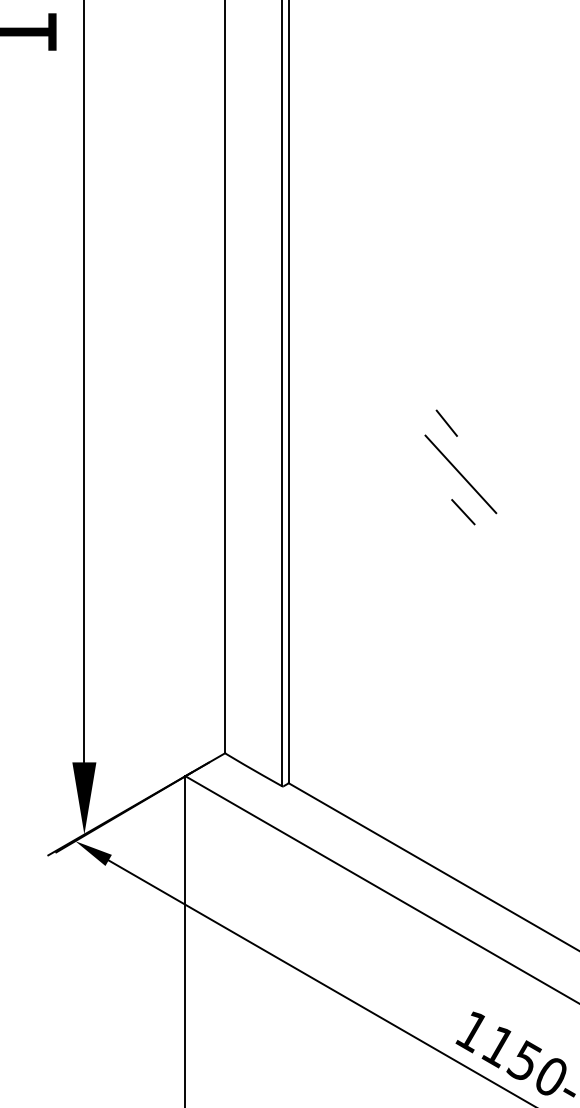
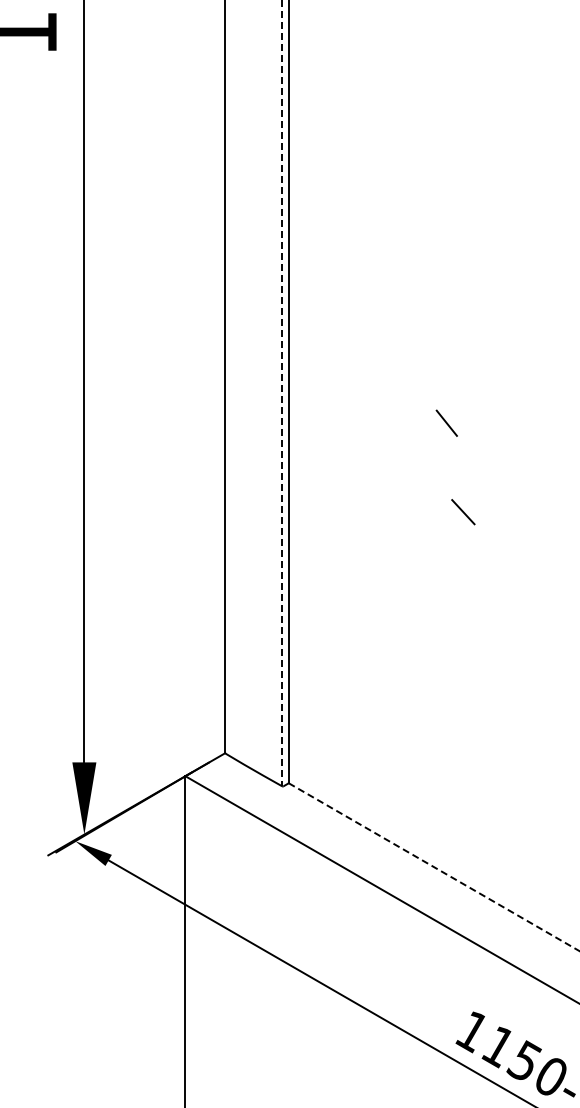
line: solid -> dashed (282, 393)
line: present -> none (460, 474)
line: solid -> dashed (433, 867)
